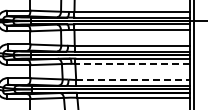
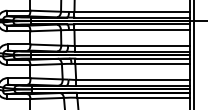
line: dashed -> solid (132, 63)
line: dashed -> solid (133, 79)
